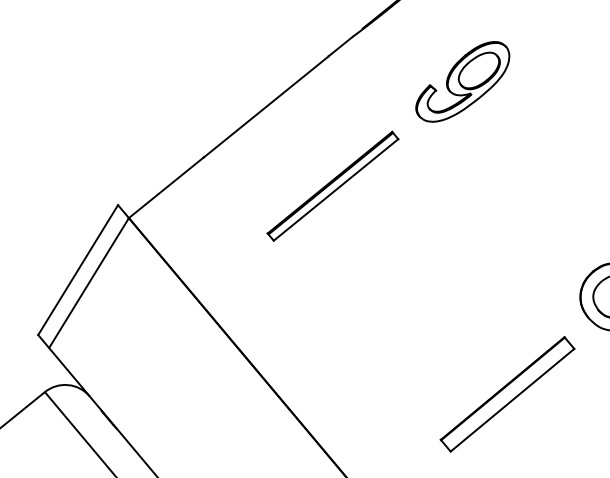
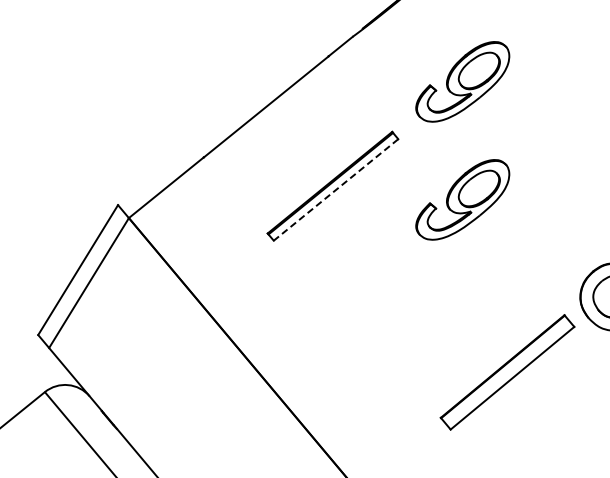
line: solid -> dashed (335, 190)
part: none -> present (462, 199)
part position: (507, 394) -> (507, 372) (507, 372)
